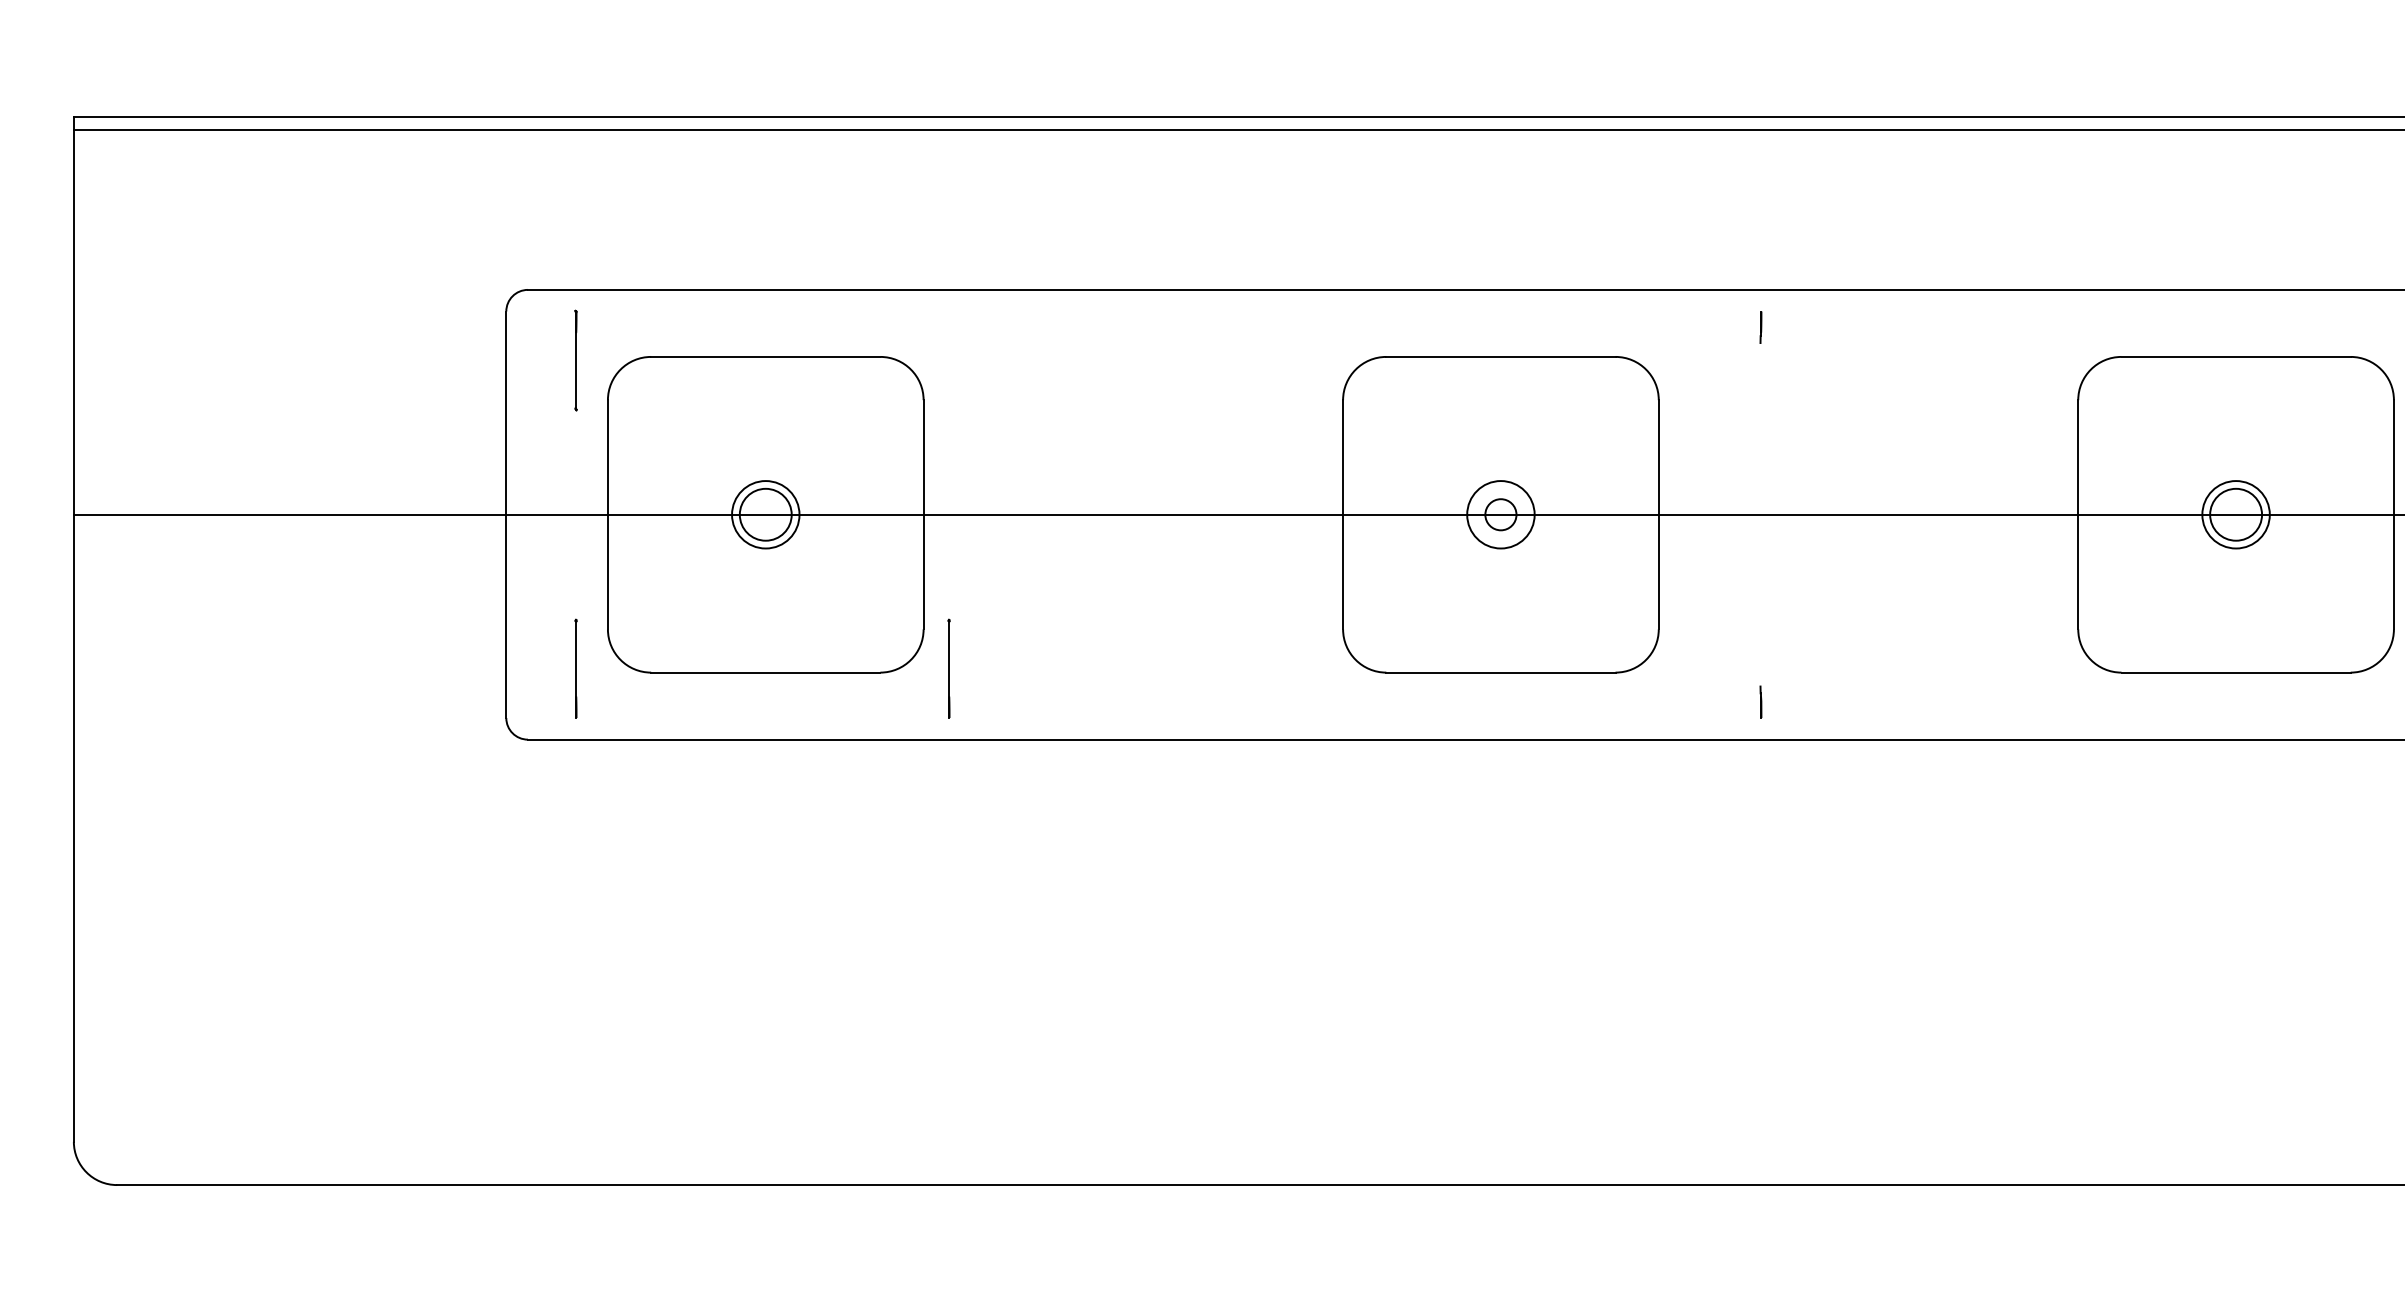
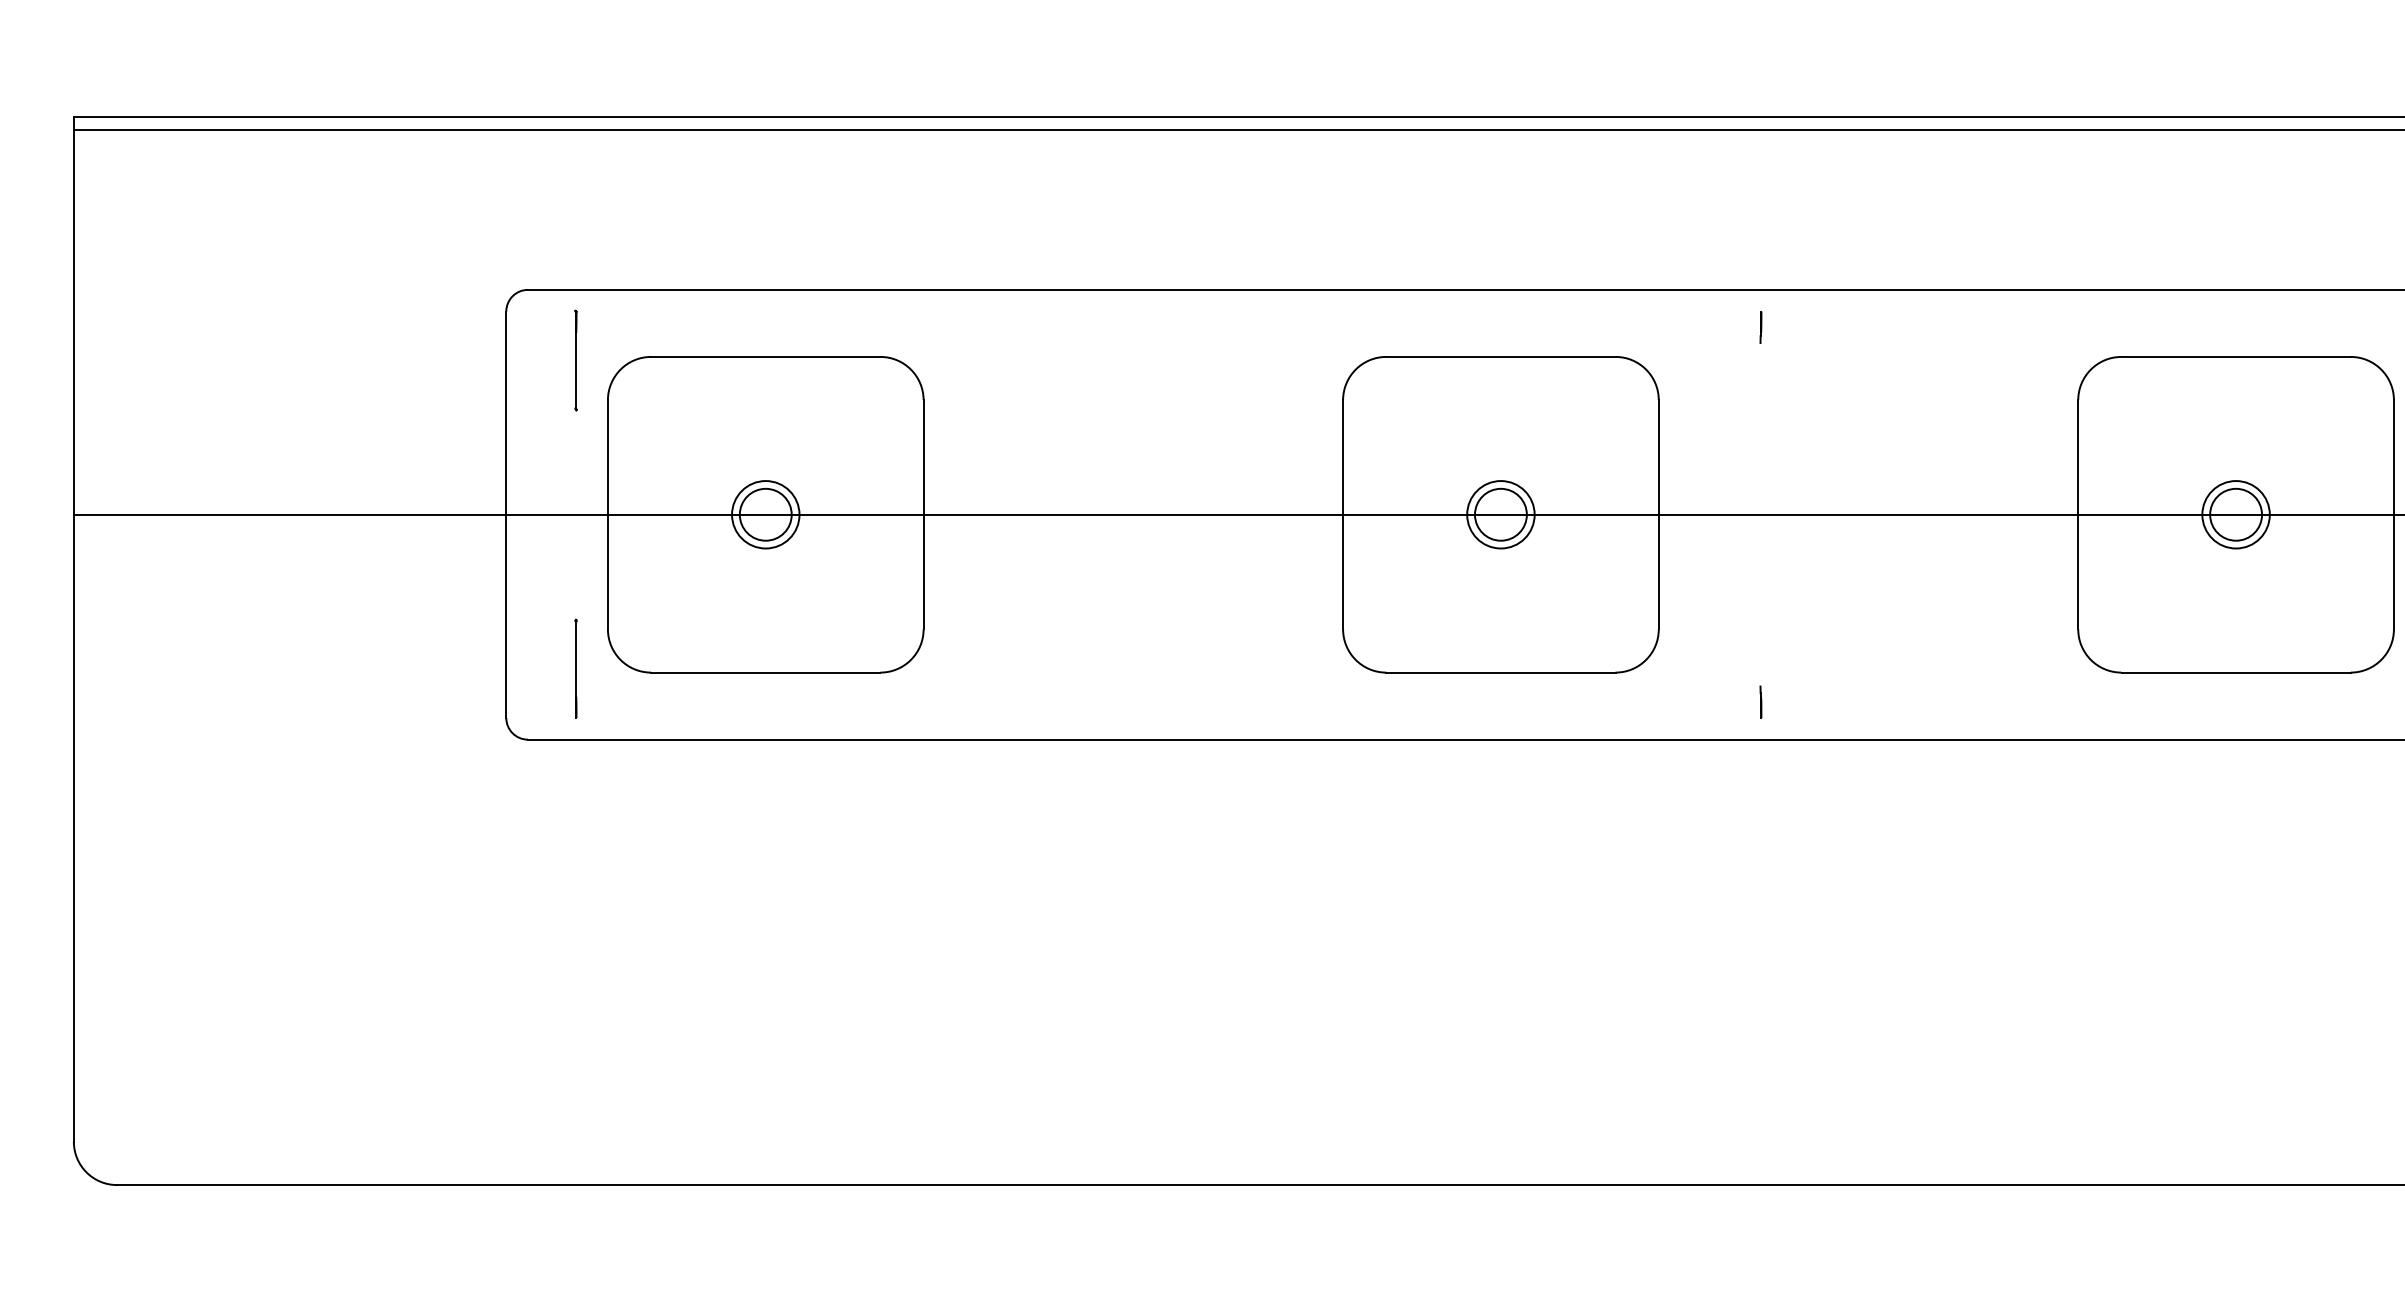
circle diameter: 31 px -> 52 px (1500, 514)
part: present -> none (948, 668)
